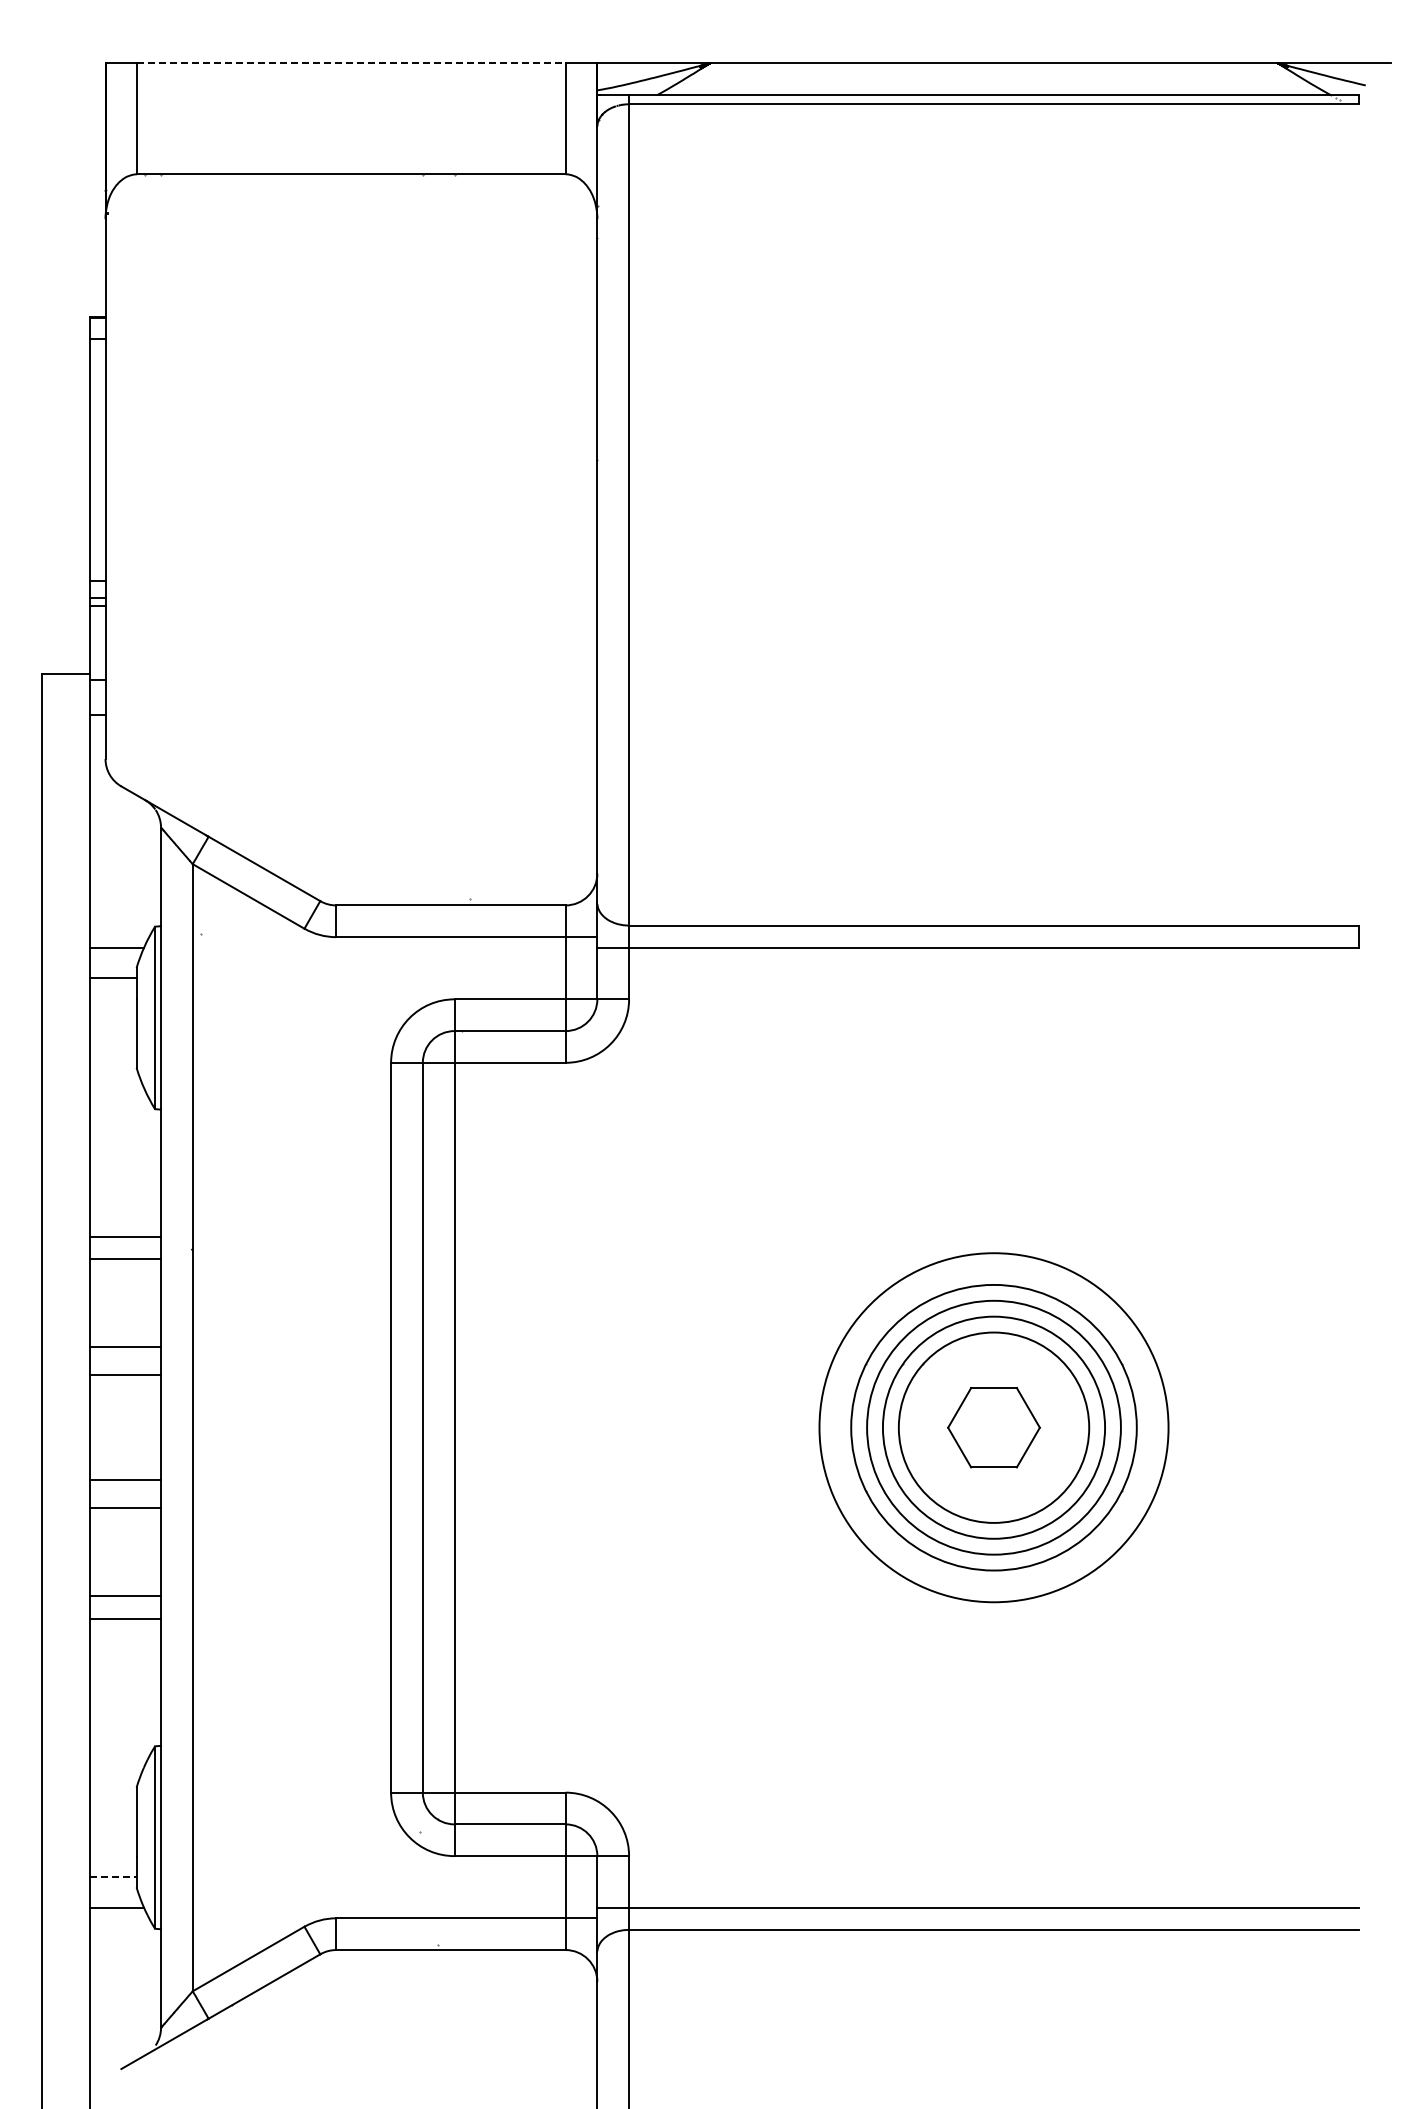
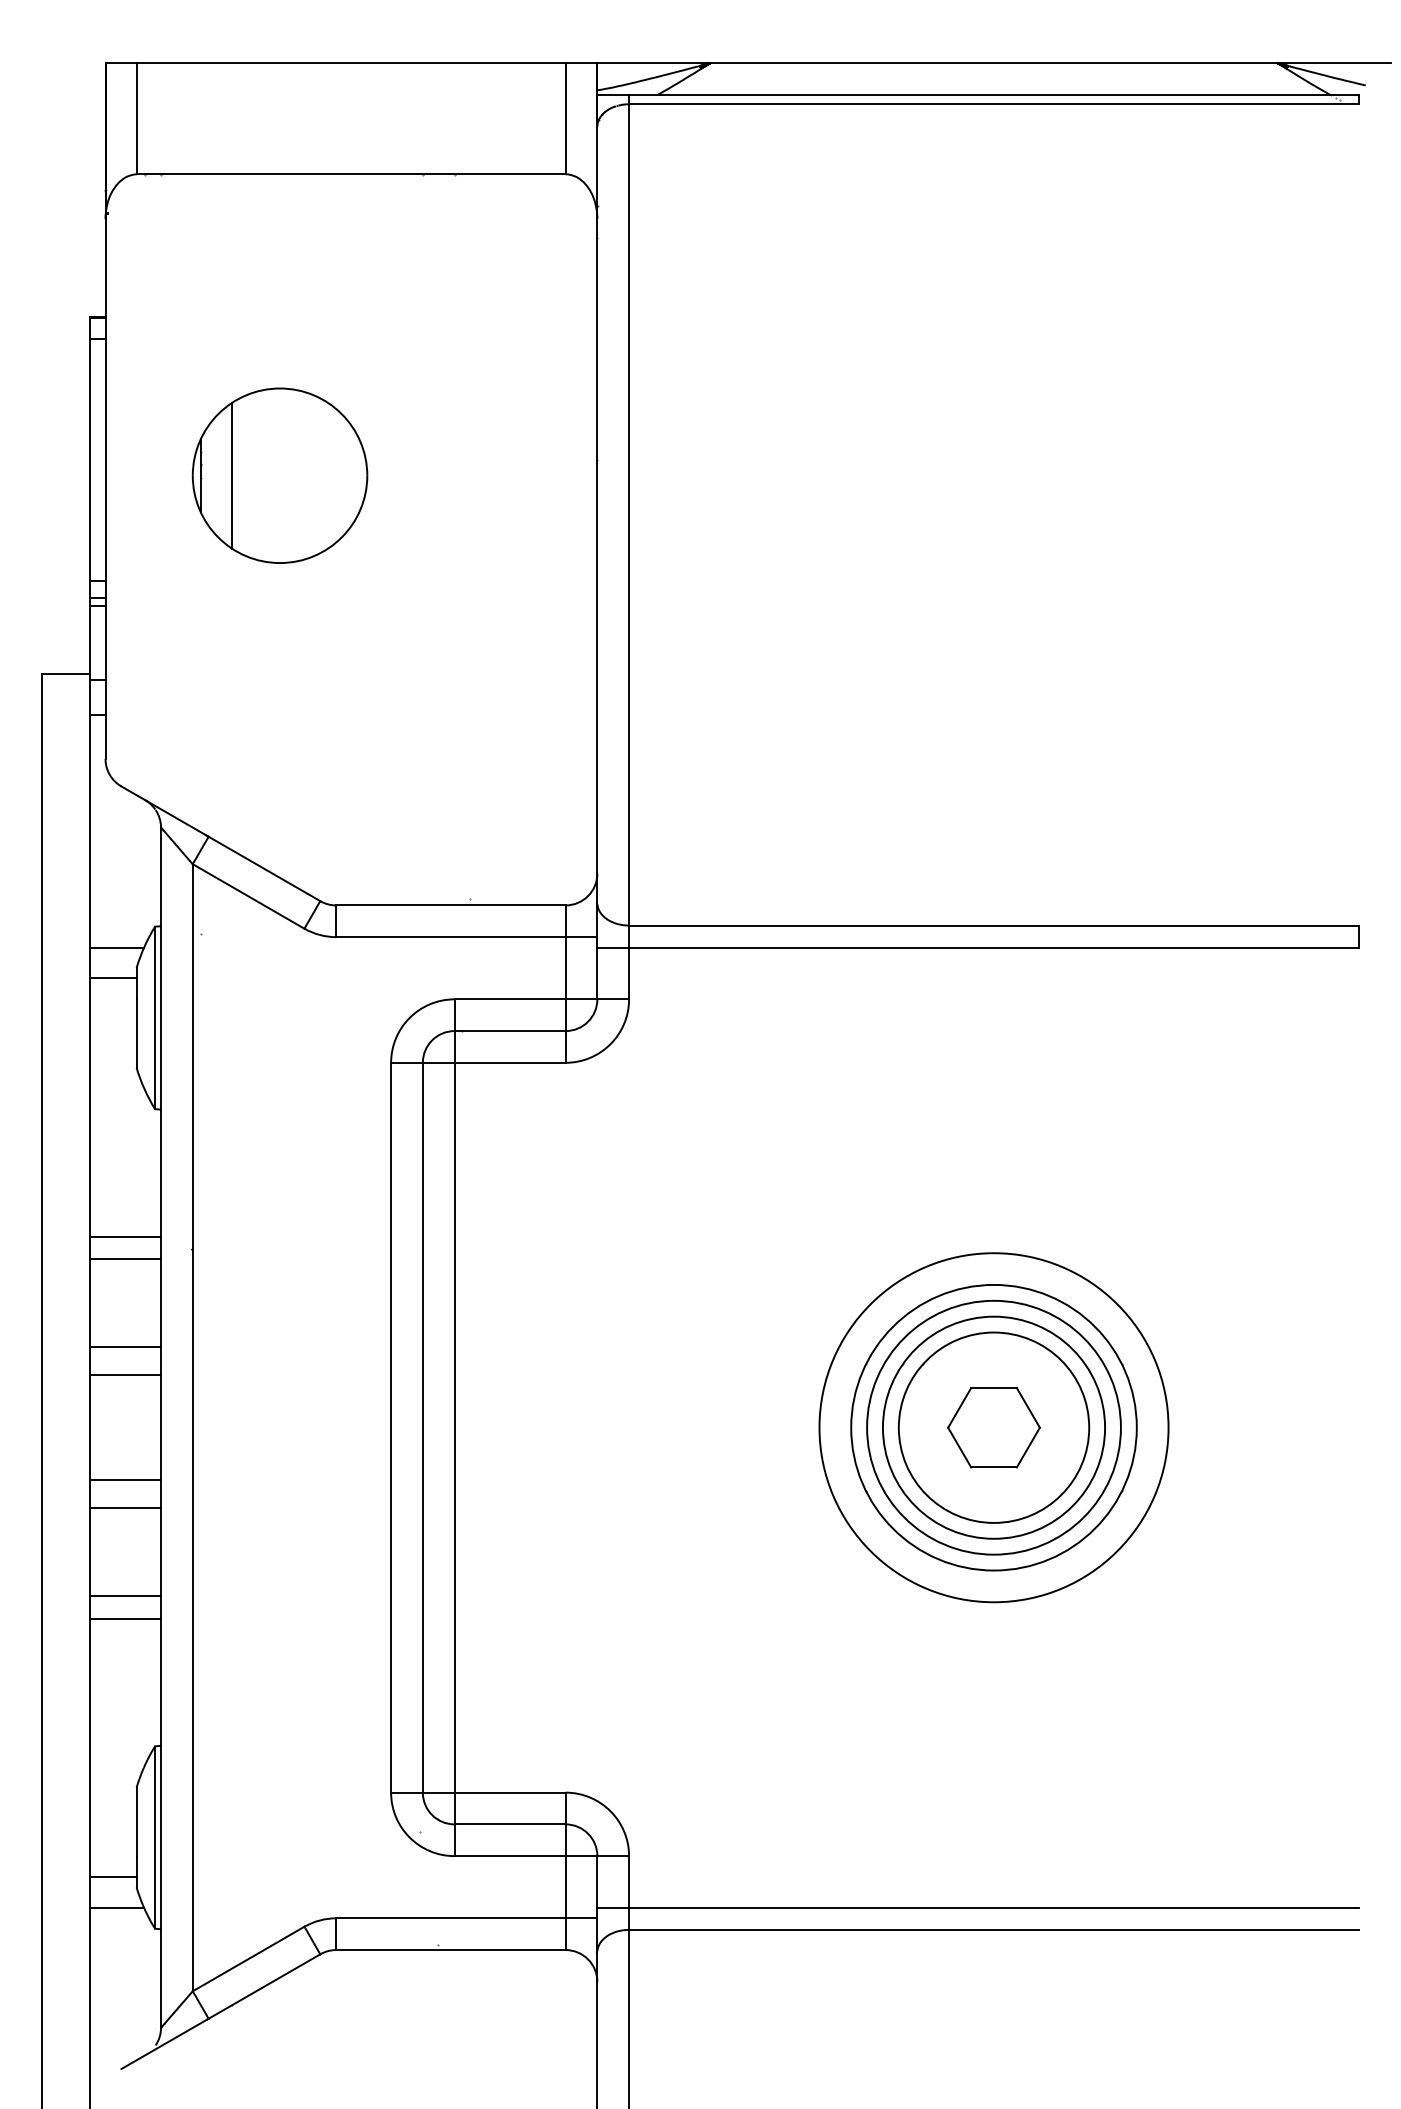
line: dashed -> solid (351, 63)
part: none -> present (279, 475)
line: dashed -> solid (113, 1877)
